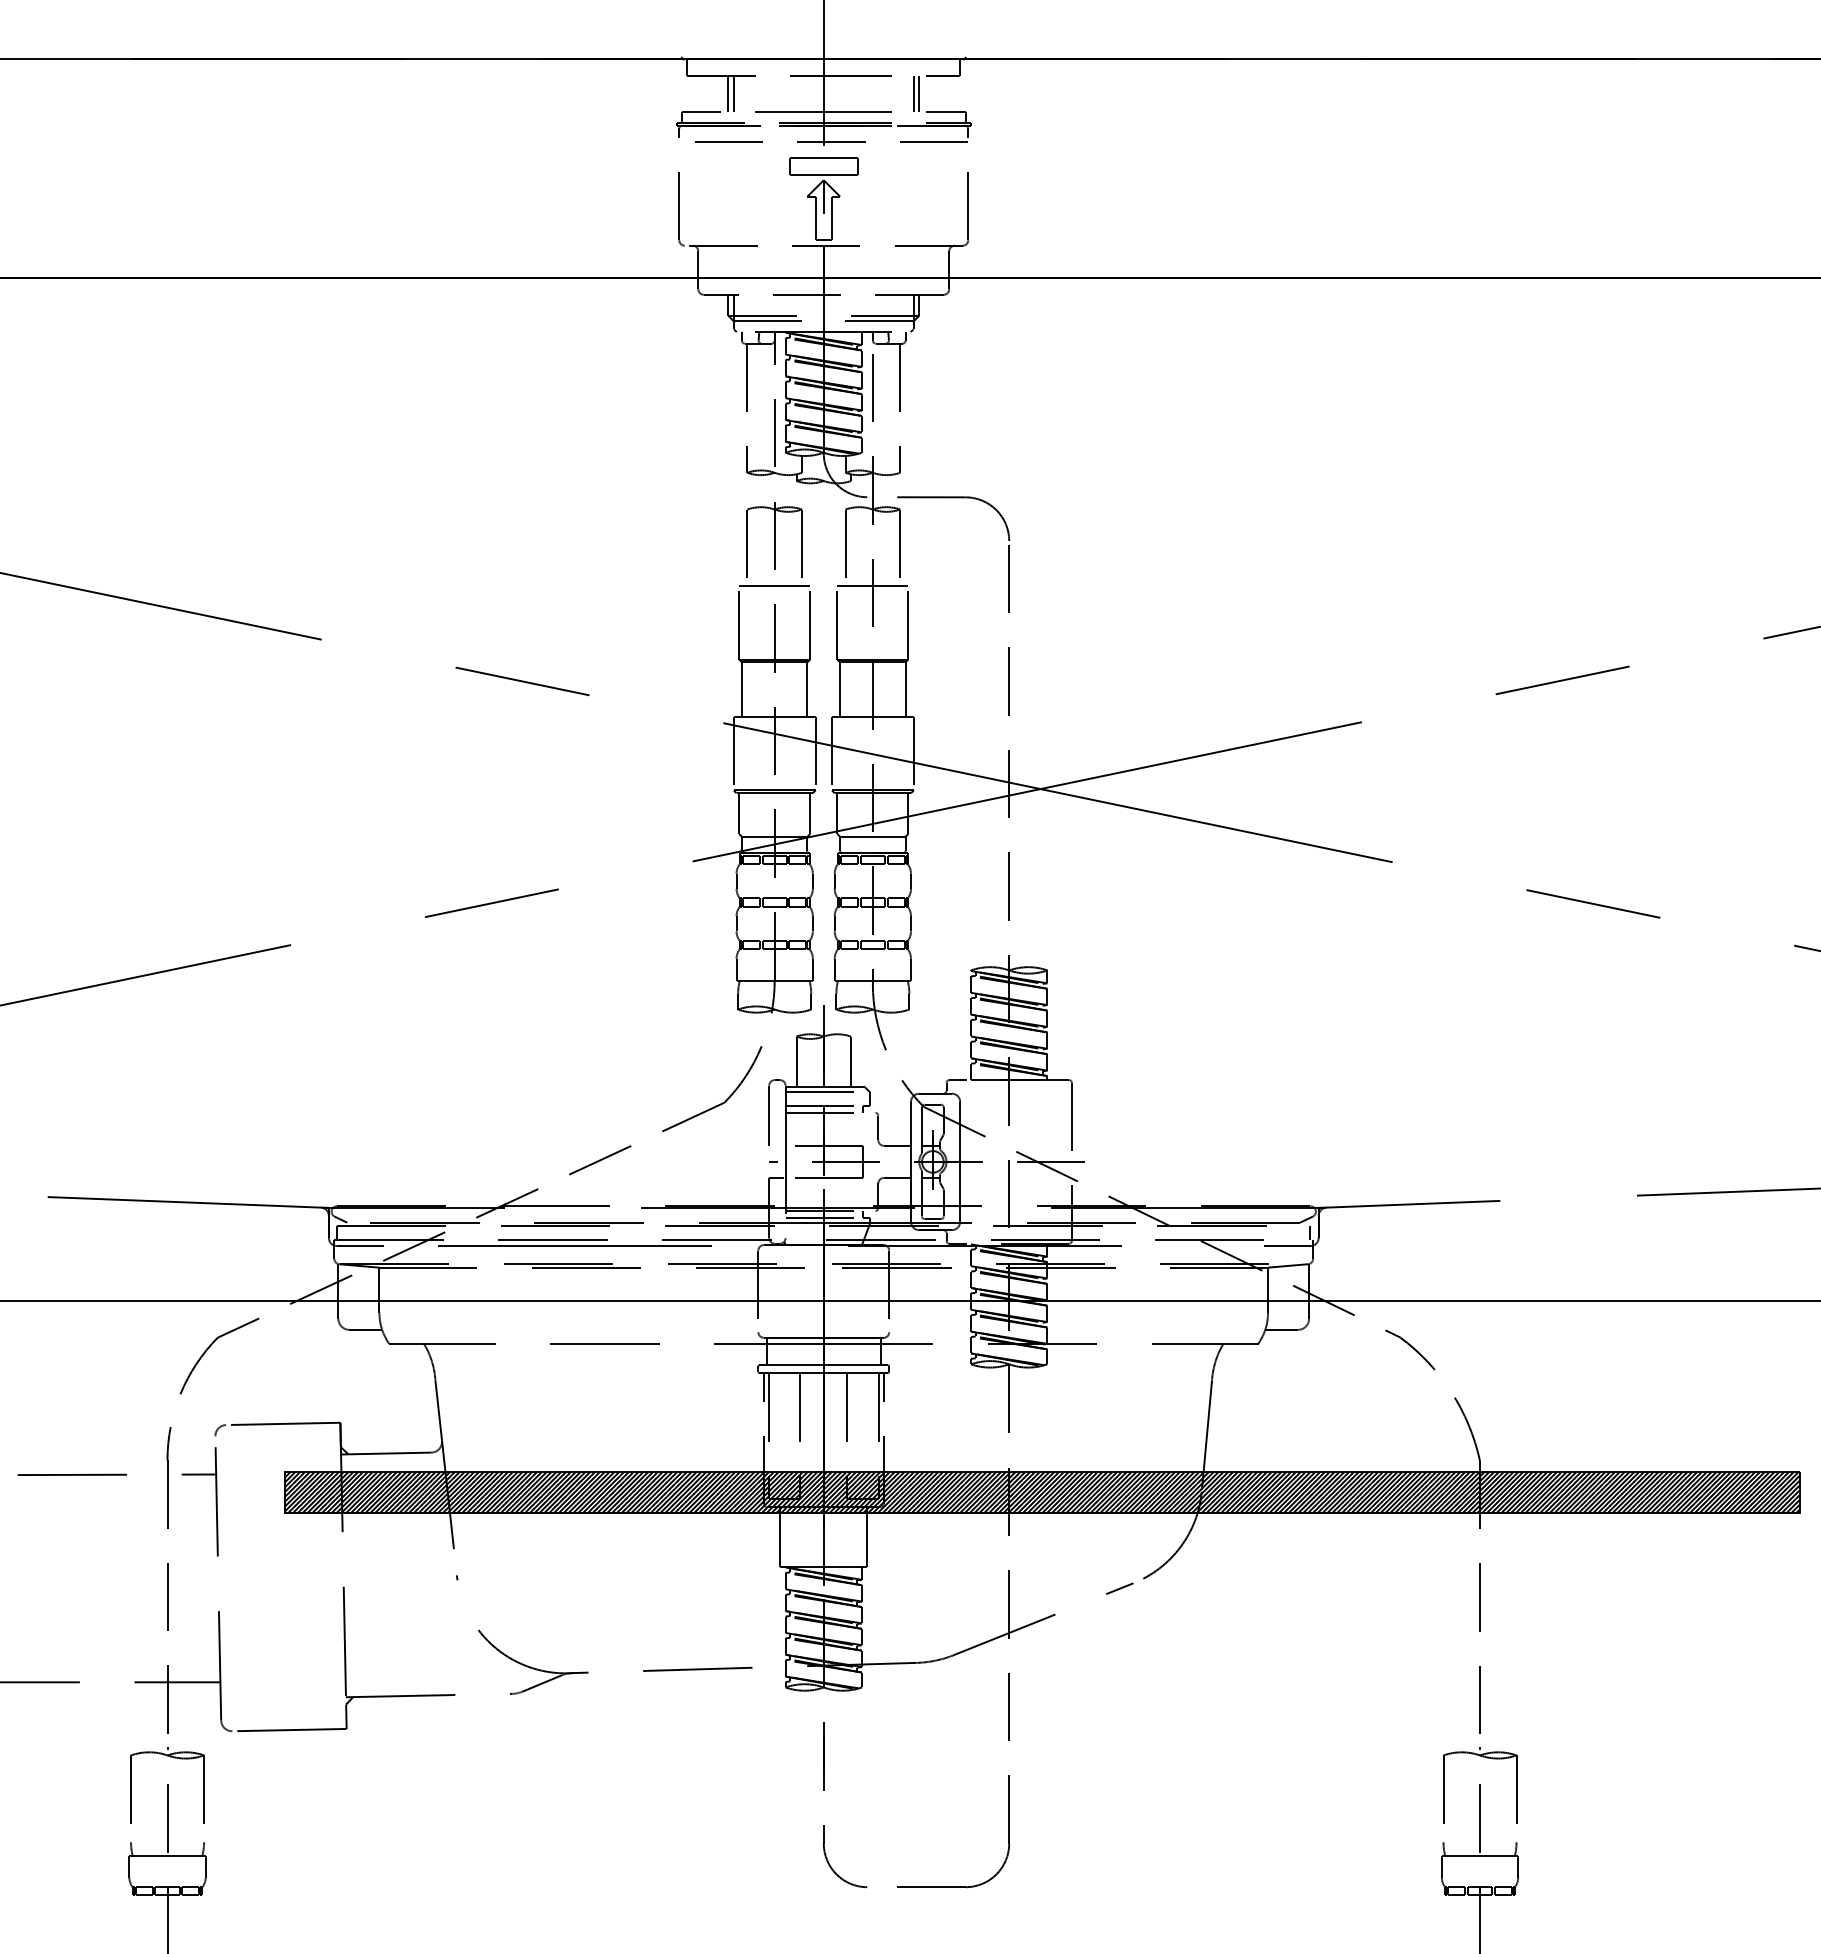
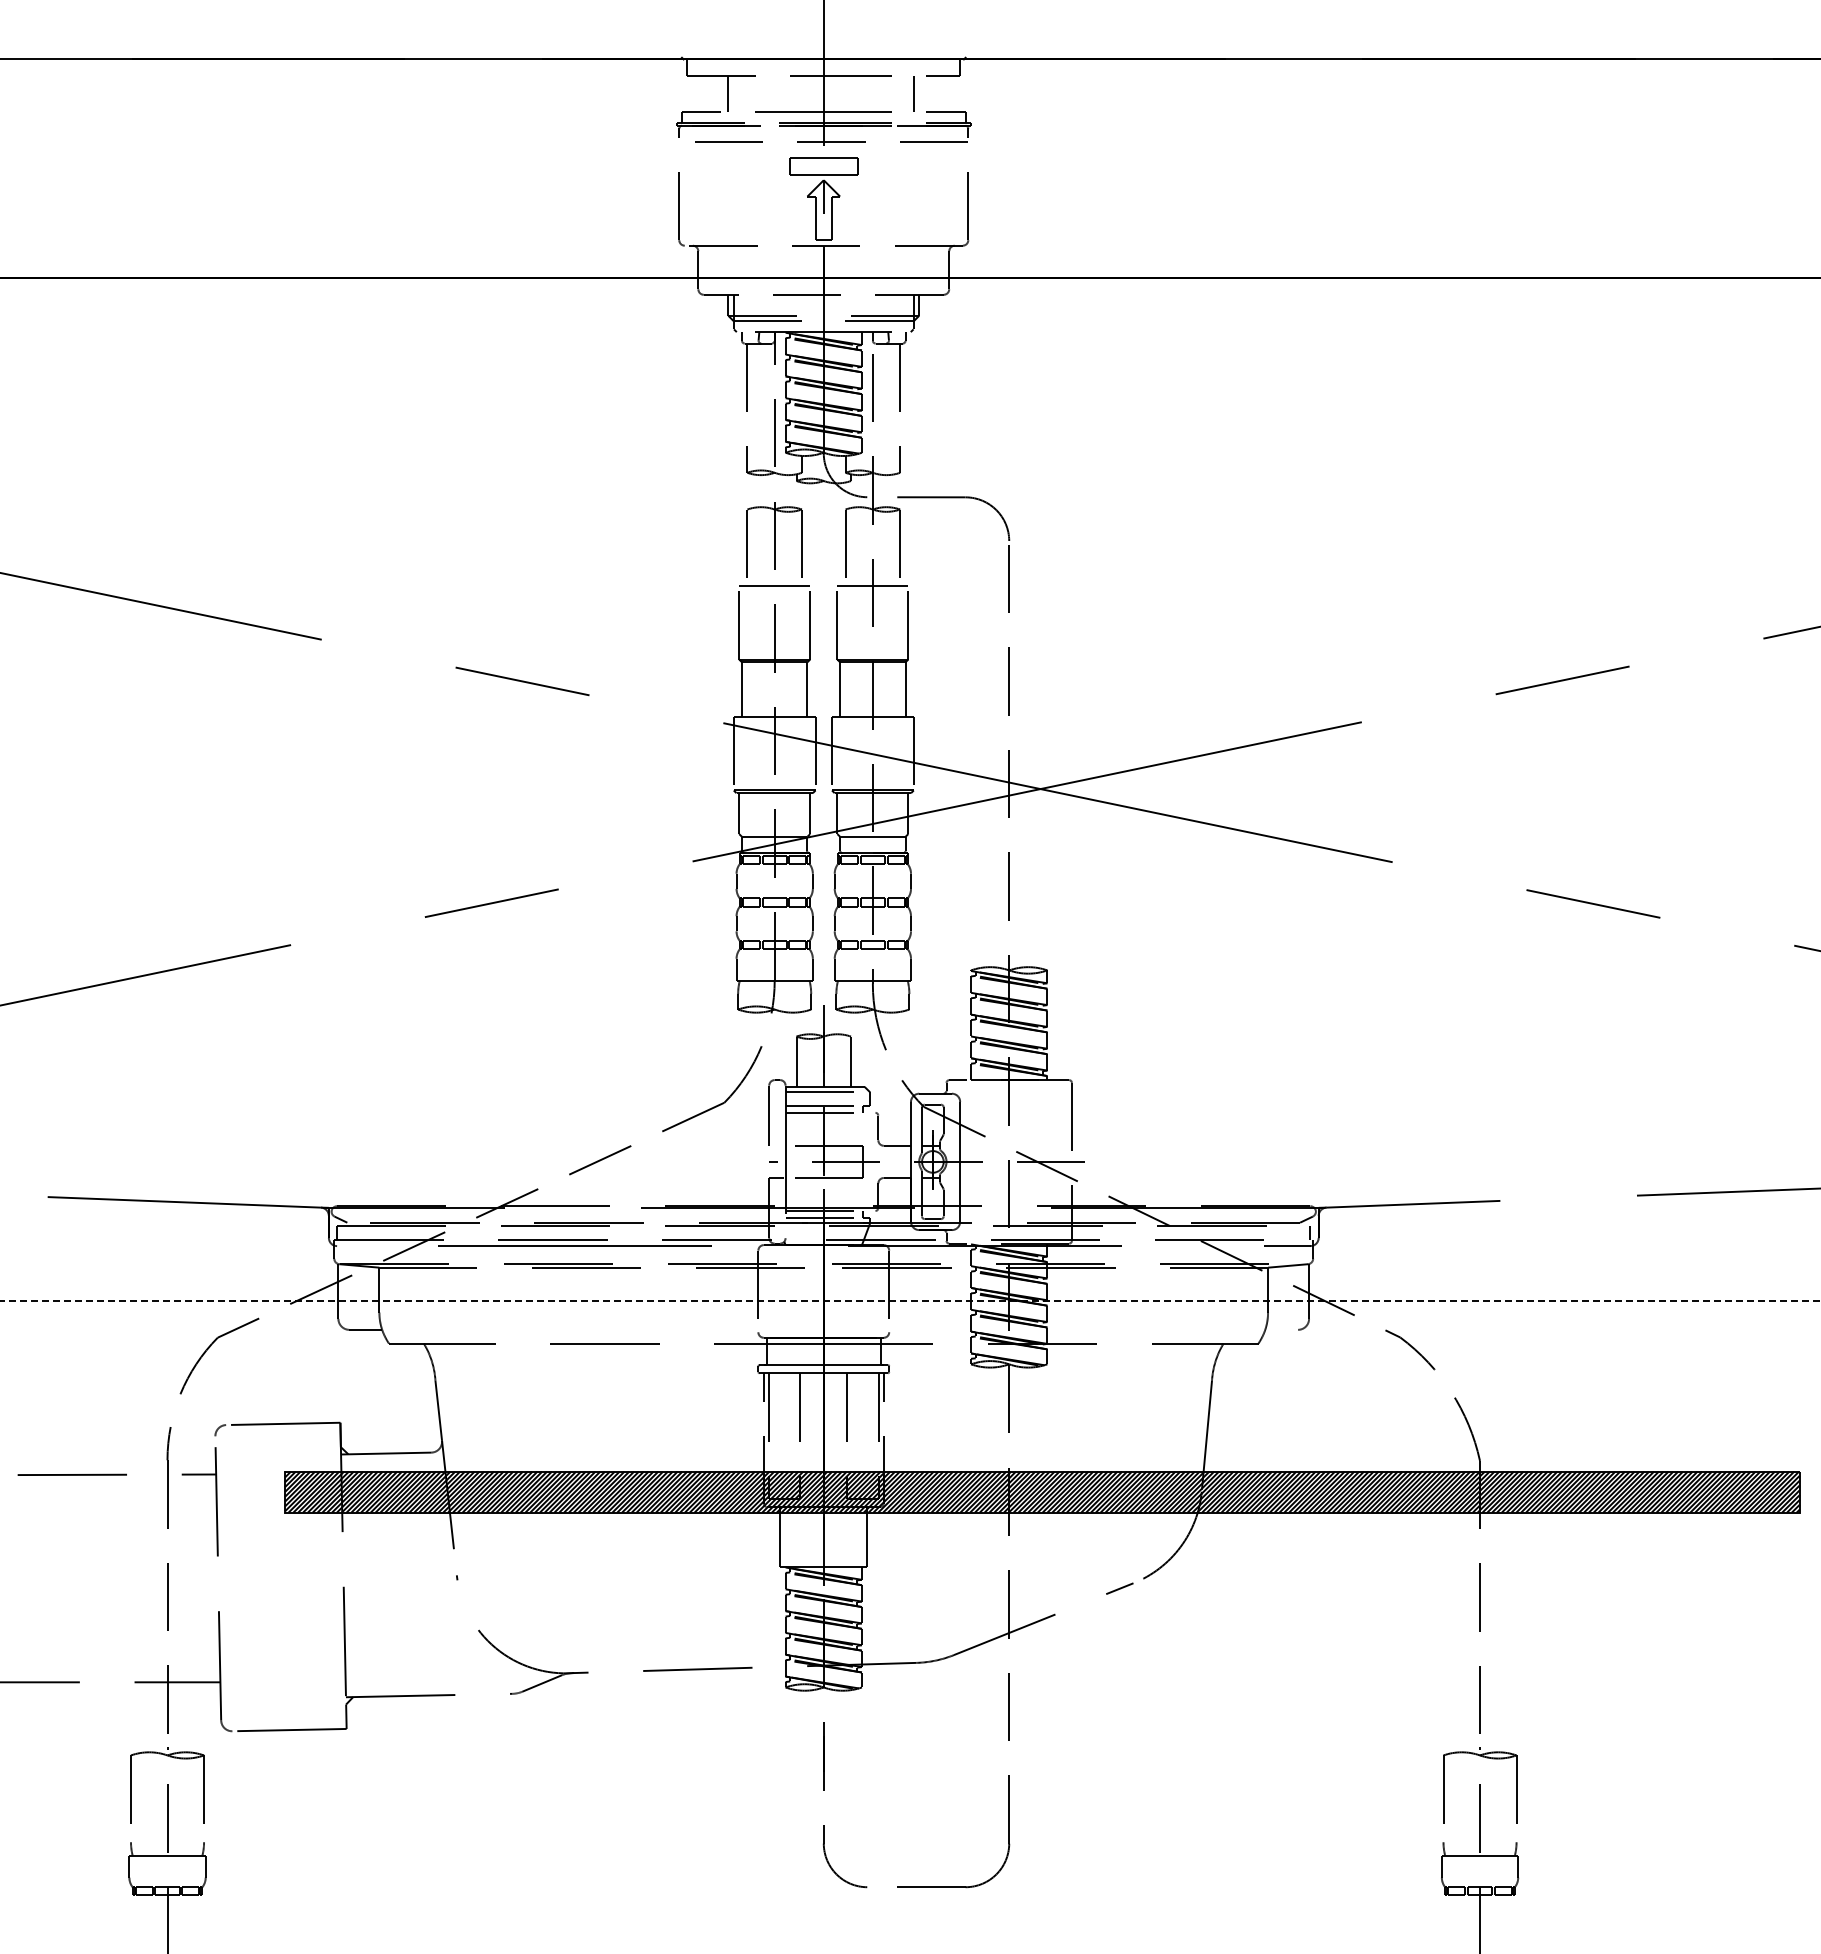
line: present -> none (733, 93)
line: present -> none (919, 93)
line: present -> none (360, 1246)
line: solid -> dashed (910, 1300)
line: present -> none (1281, 1329)
